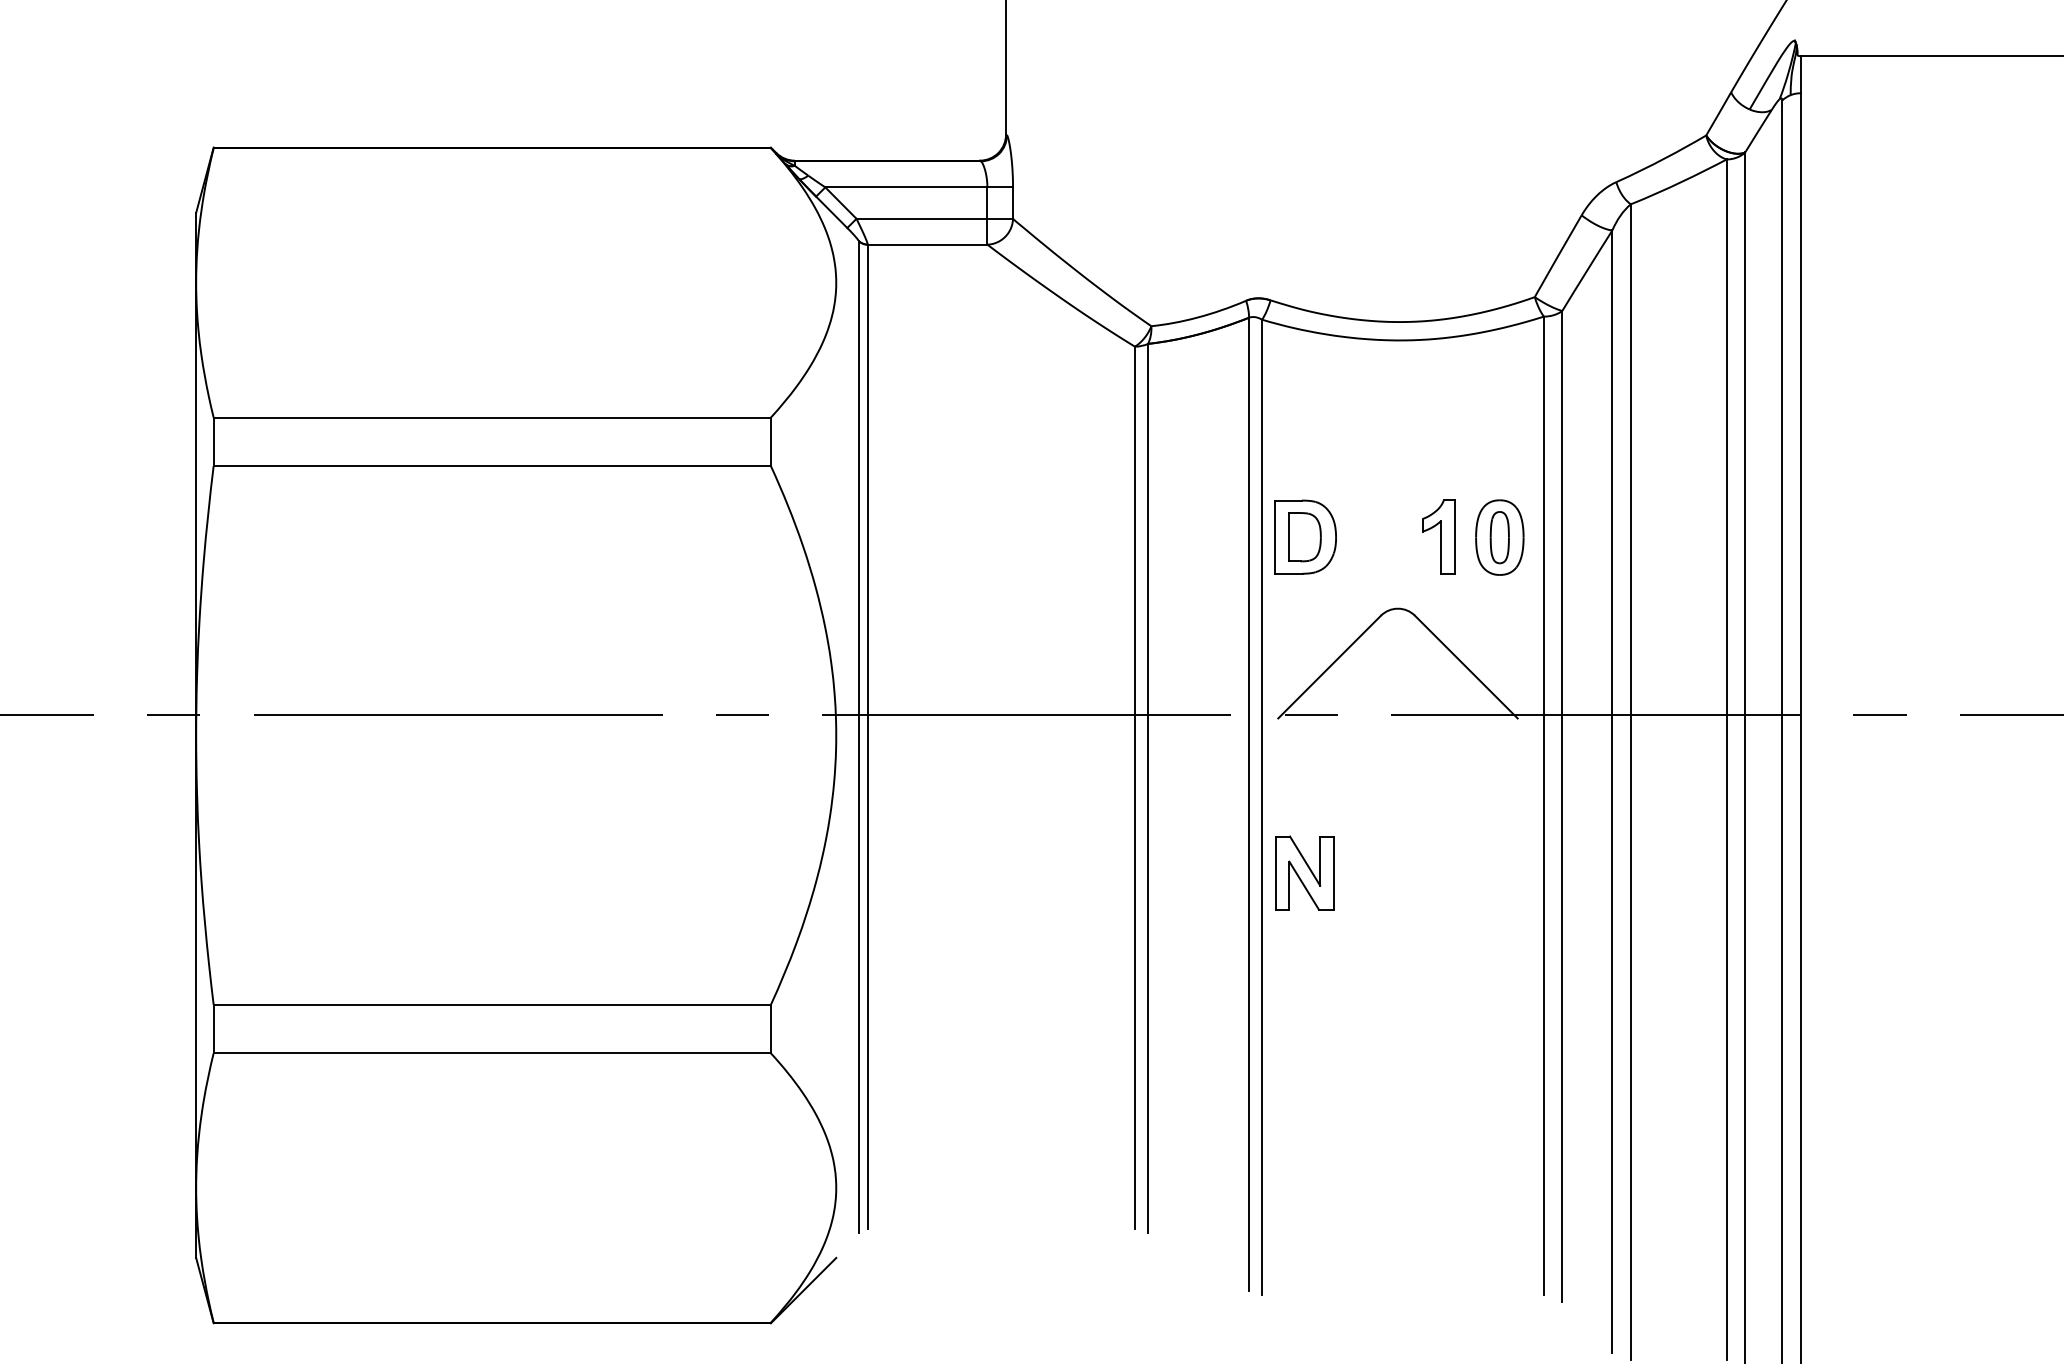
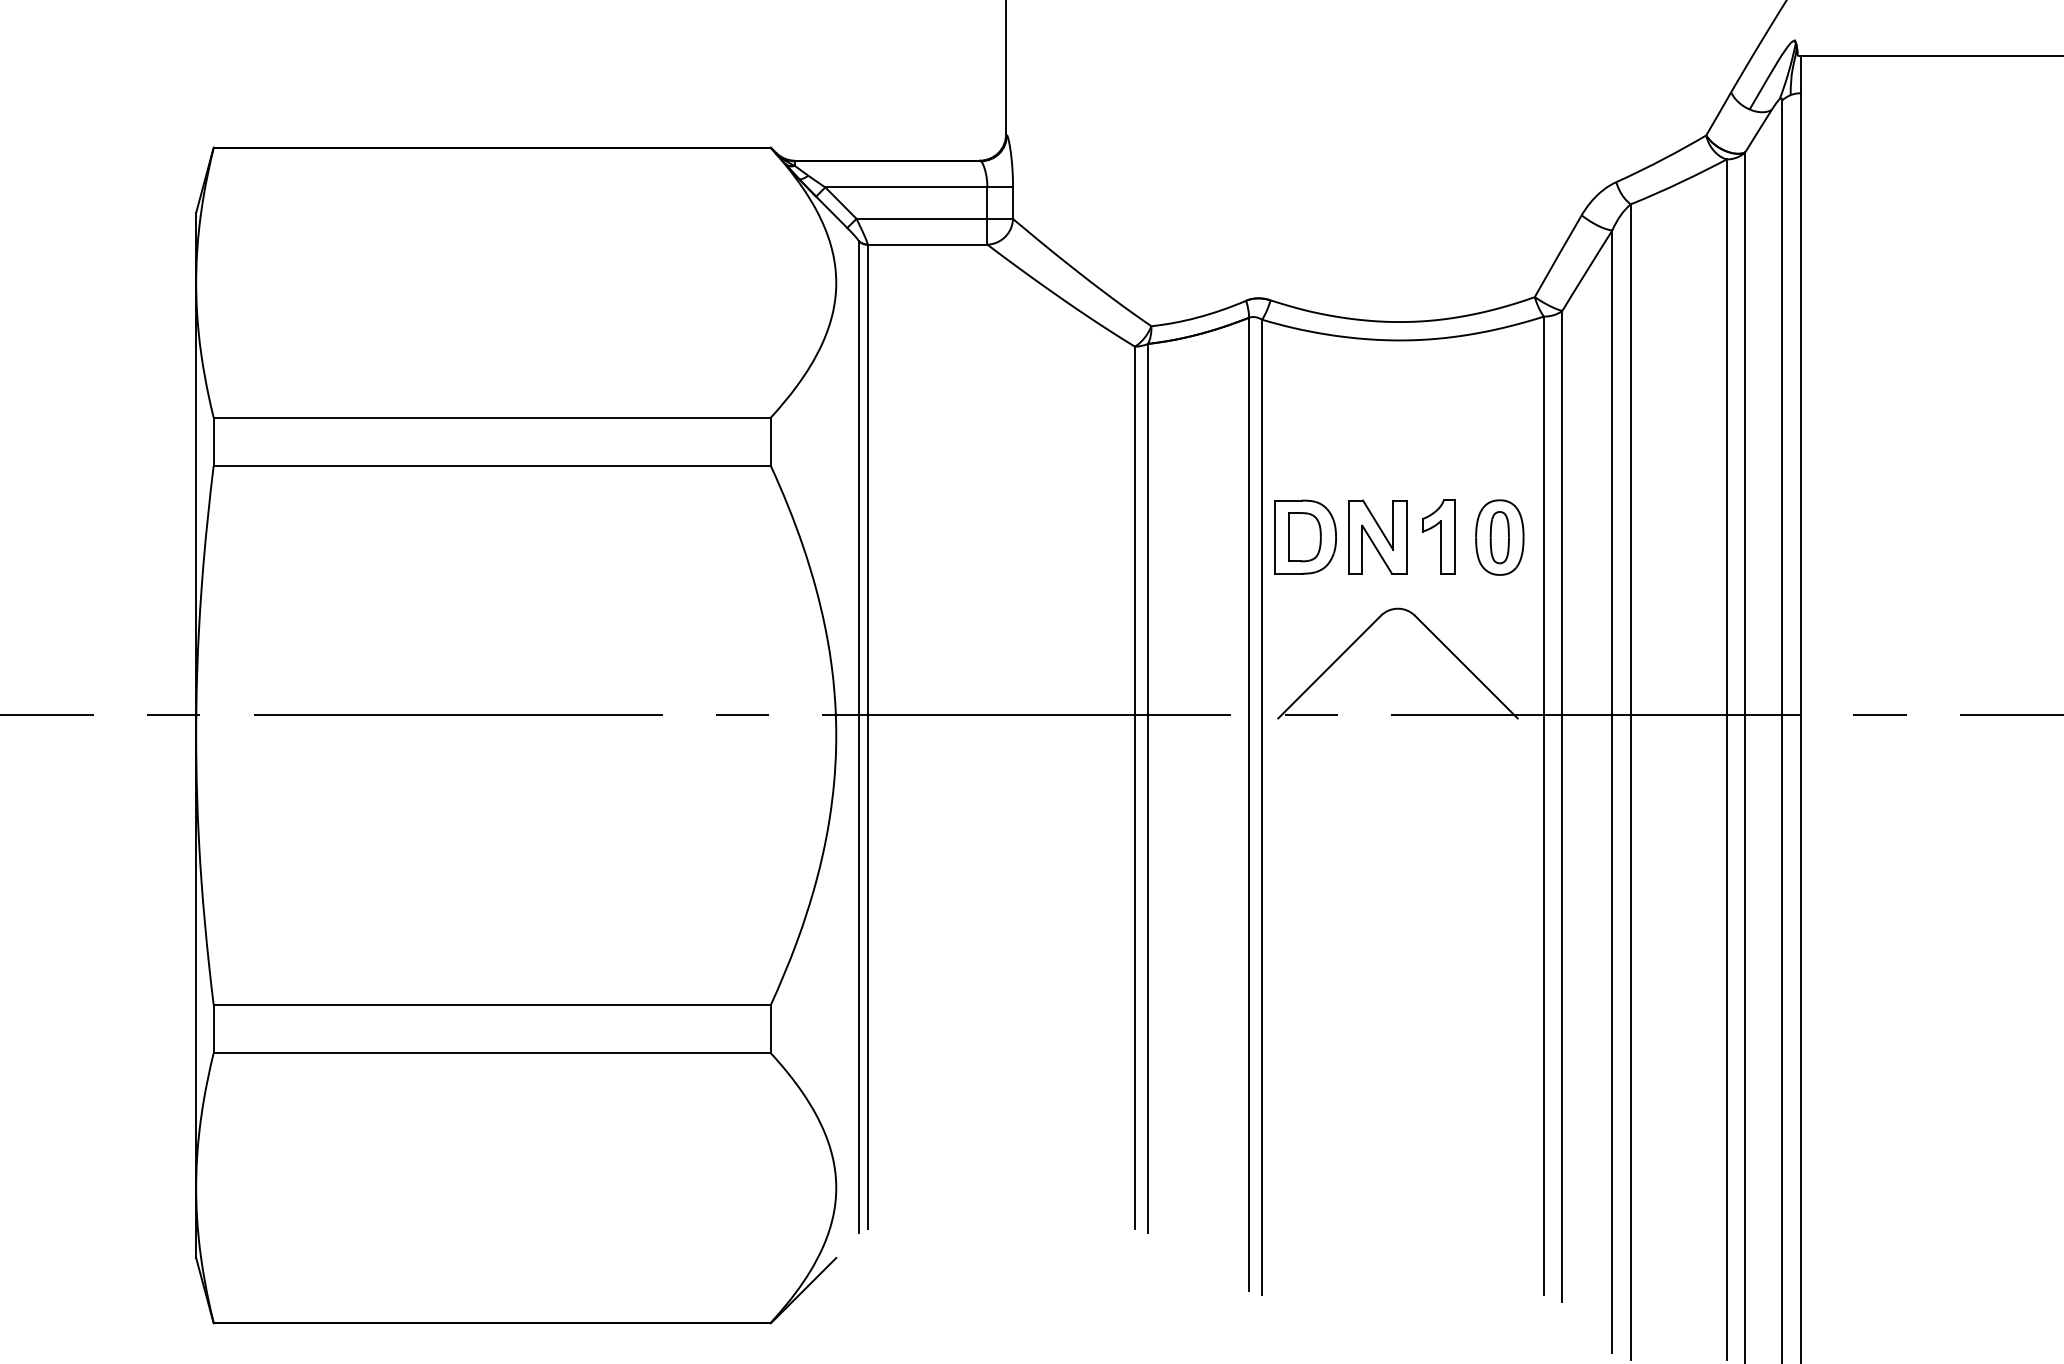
part position: (1304, 872) -> (1377, 536) (1377, 536)
